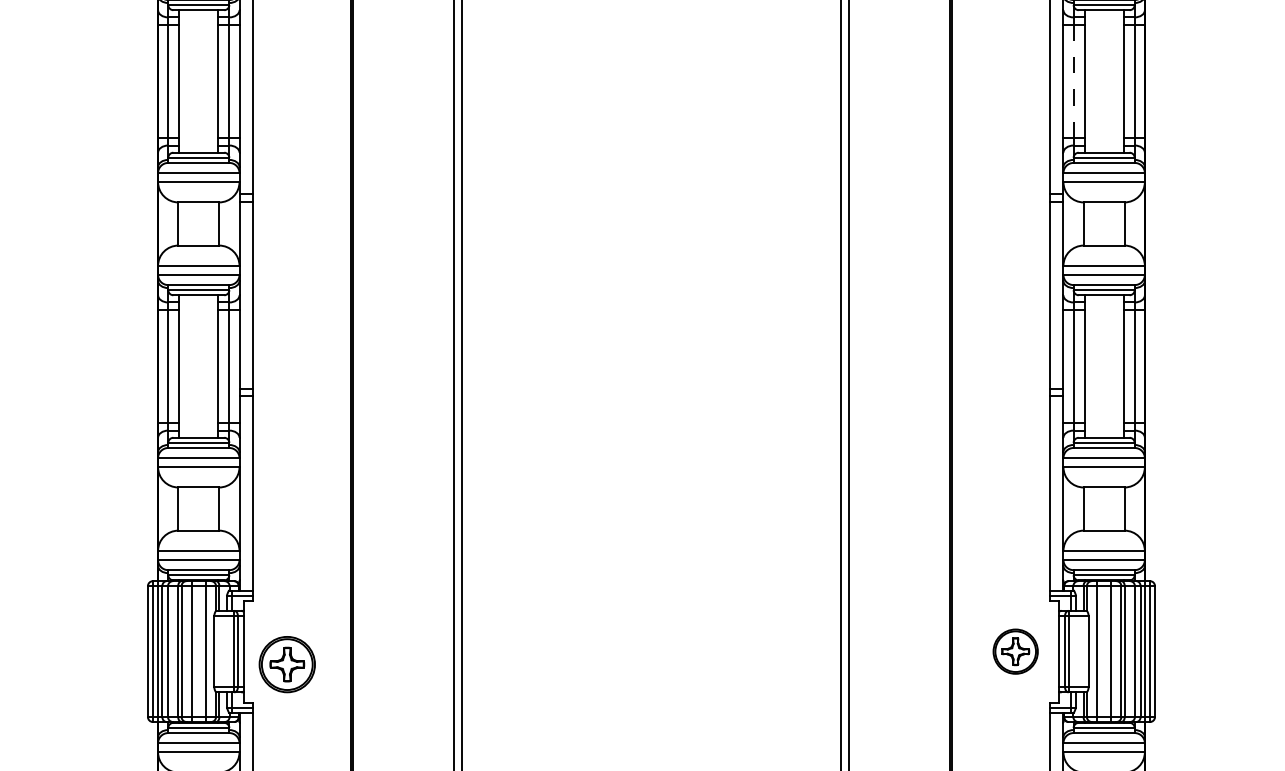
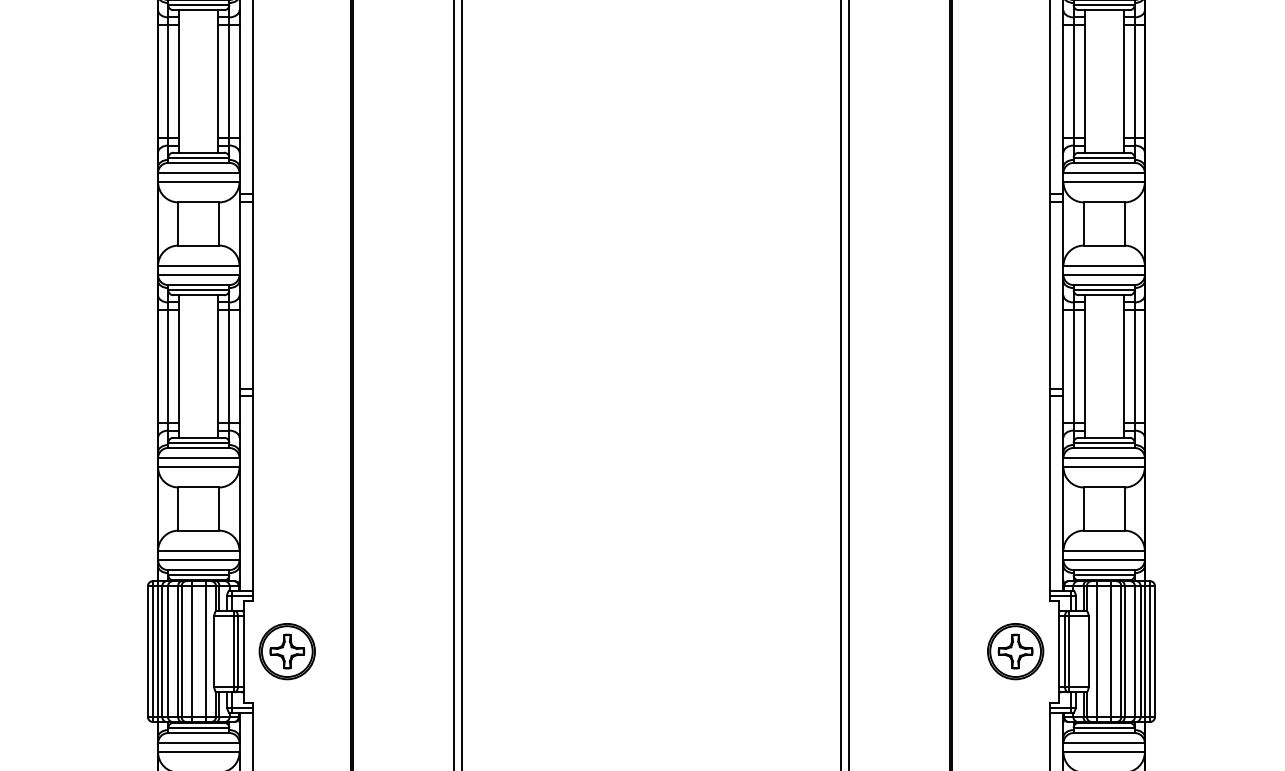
line: dashed -> solid (1073, 81)
part size: 47x47 px -> 58x58 px (1015, 651)
part position: (286, 664) -> (286, 651) (286, 651)
